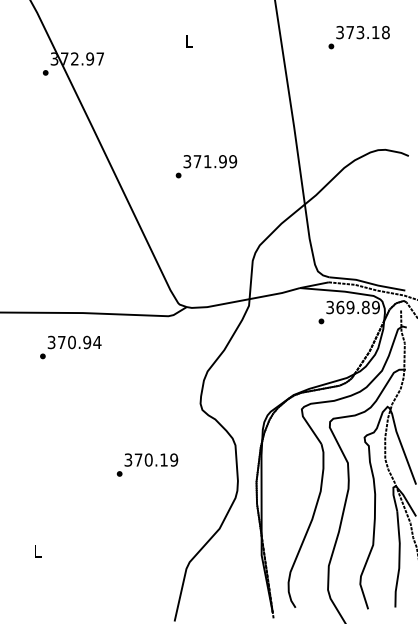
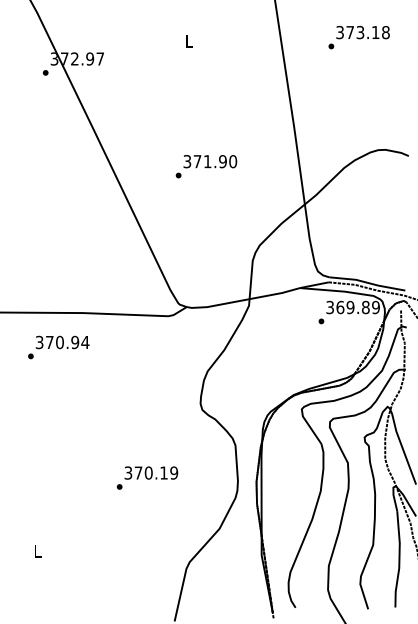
text: 371.99 -> 371.90 (232, 161)
text position: (70, 347) -> (58, 347) (58, 347)
text position: (147, 464) -> (147, 477) (147, 477)
